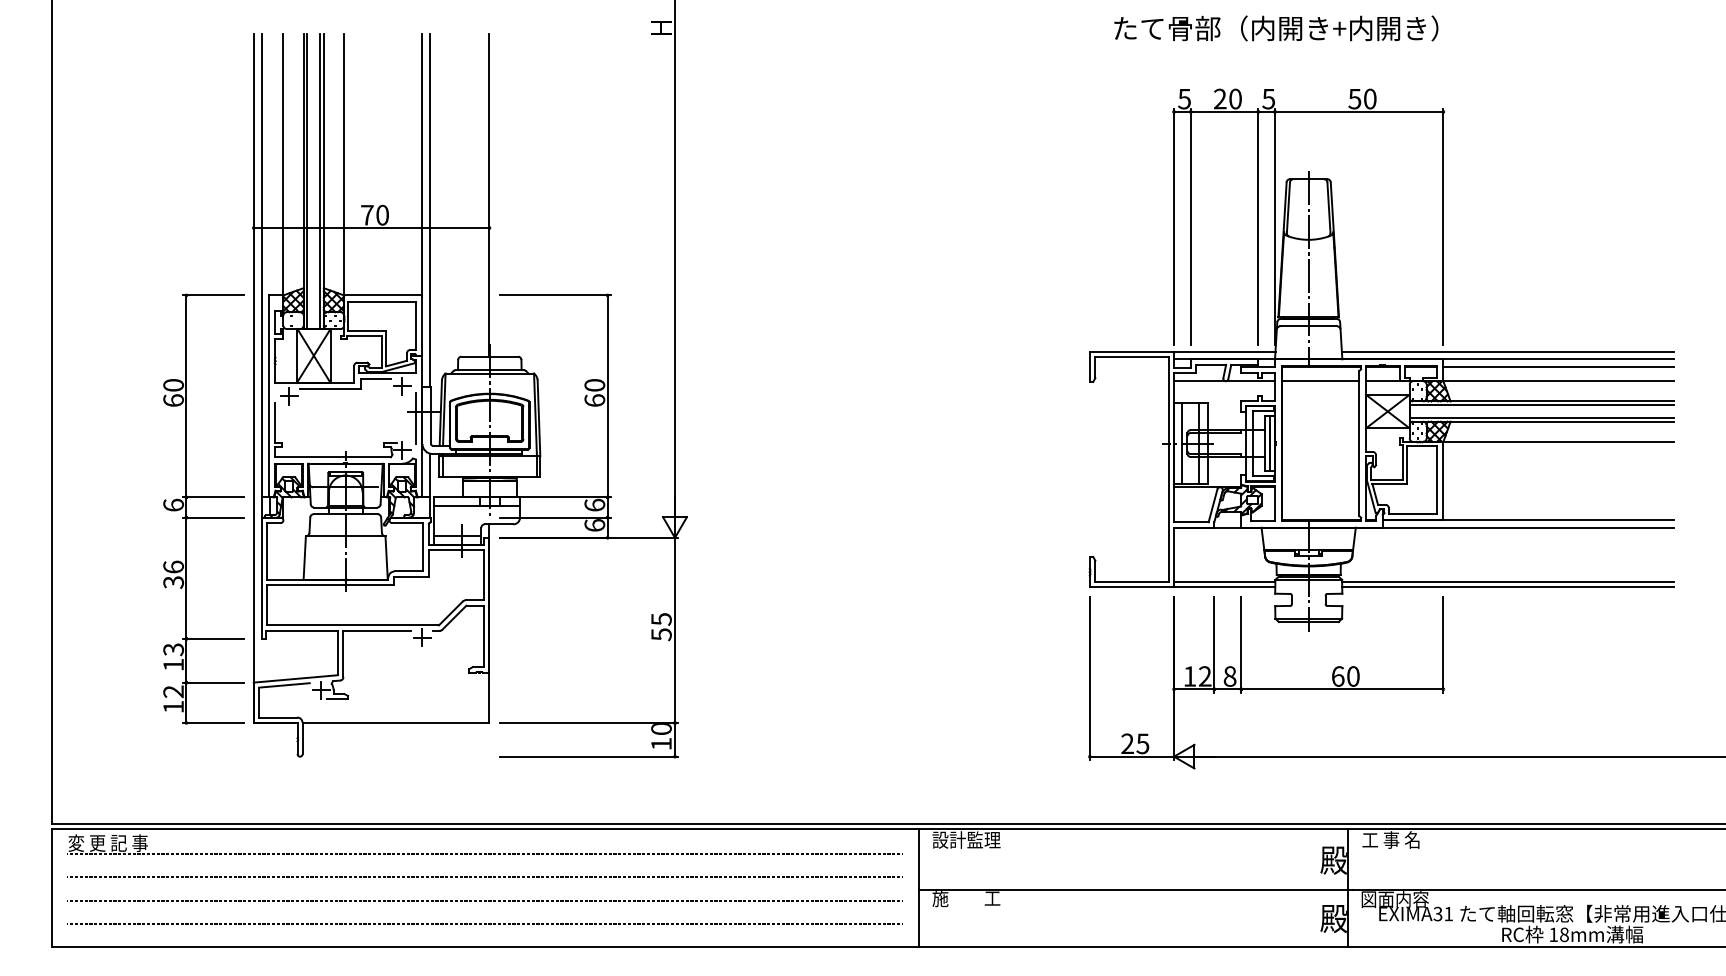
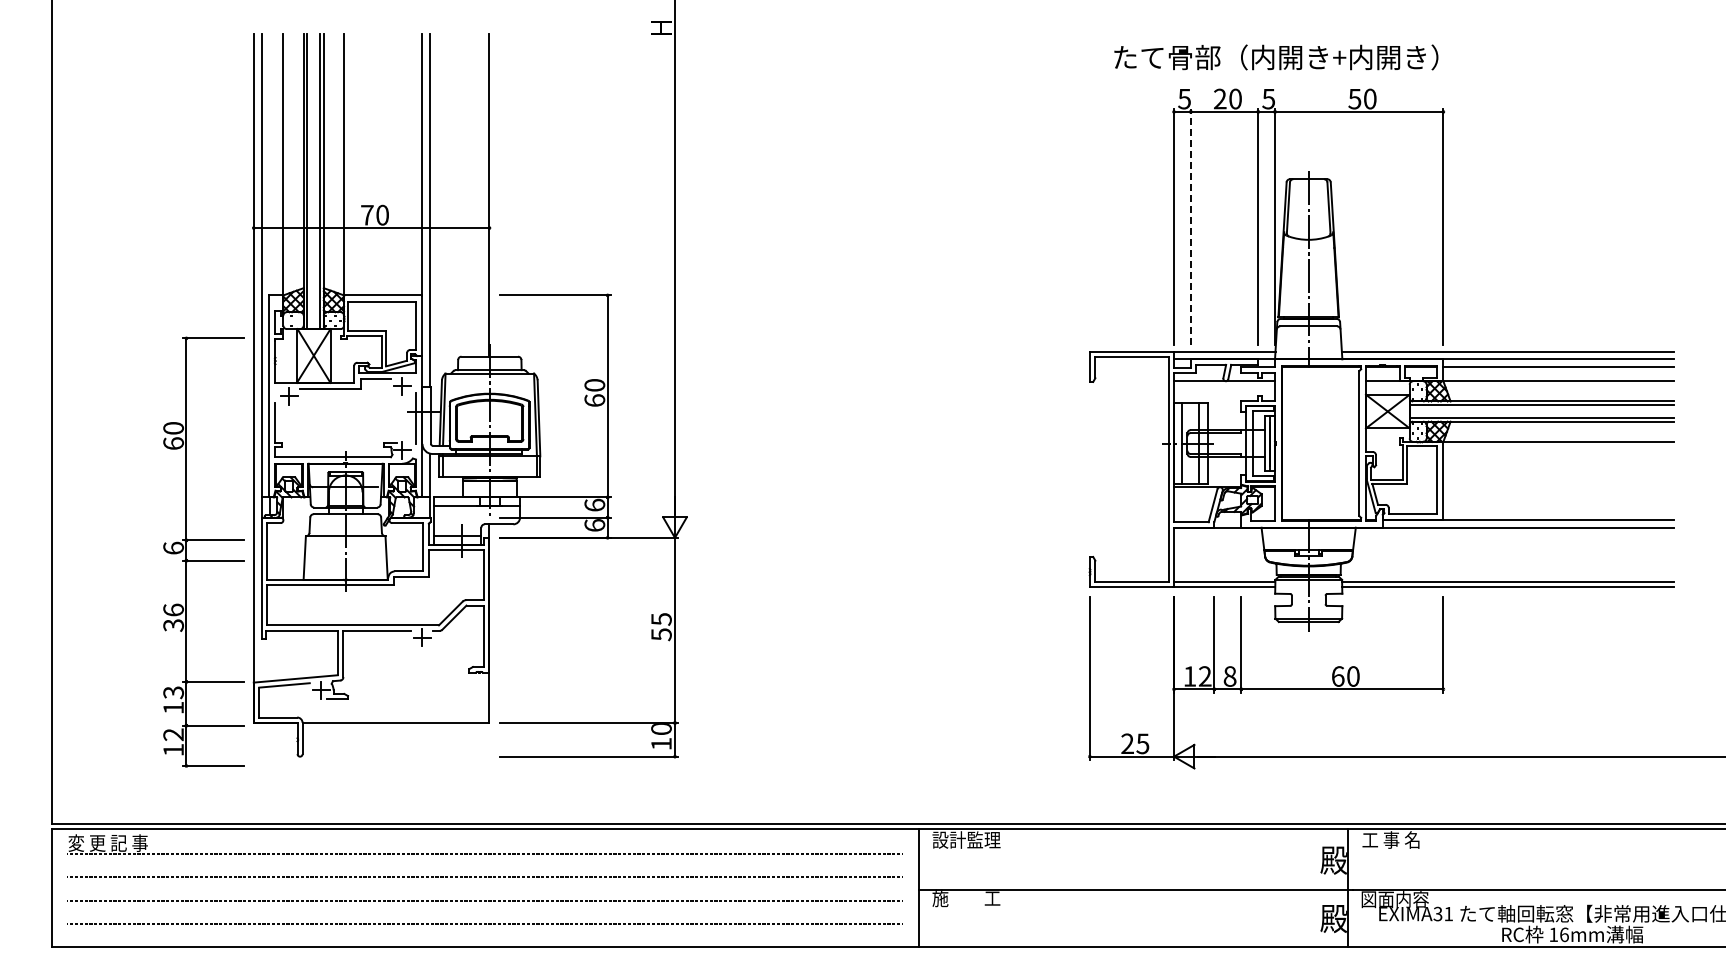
text position: (1276, 28) -> (1276, 57) (1276, 57)
line: solid -> dashed (1190, 226)
line: present -> none (1320, 381)
part position: (203, 517) -> (203, 560) (203, 560)
text: 18mm -> 16mm (1564, 934)
